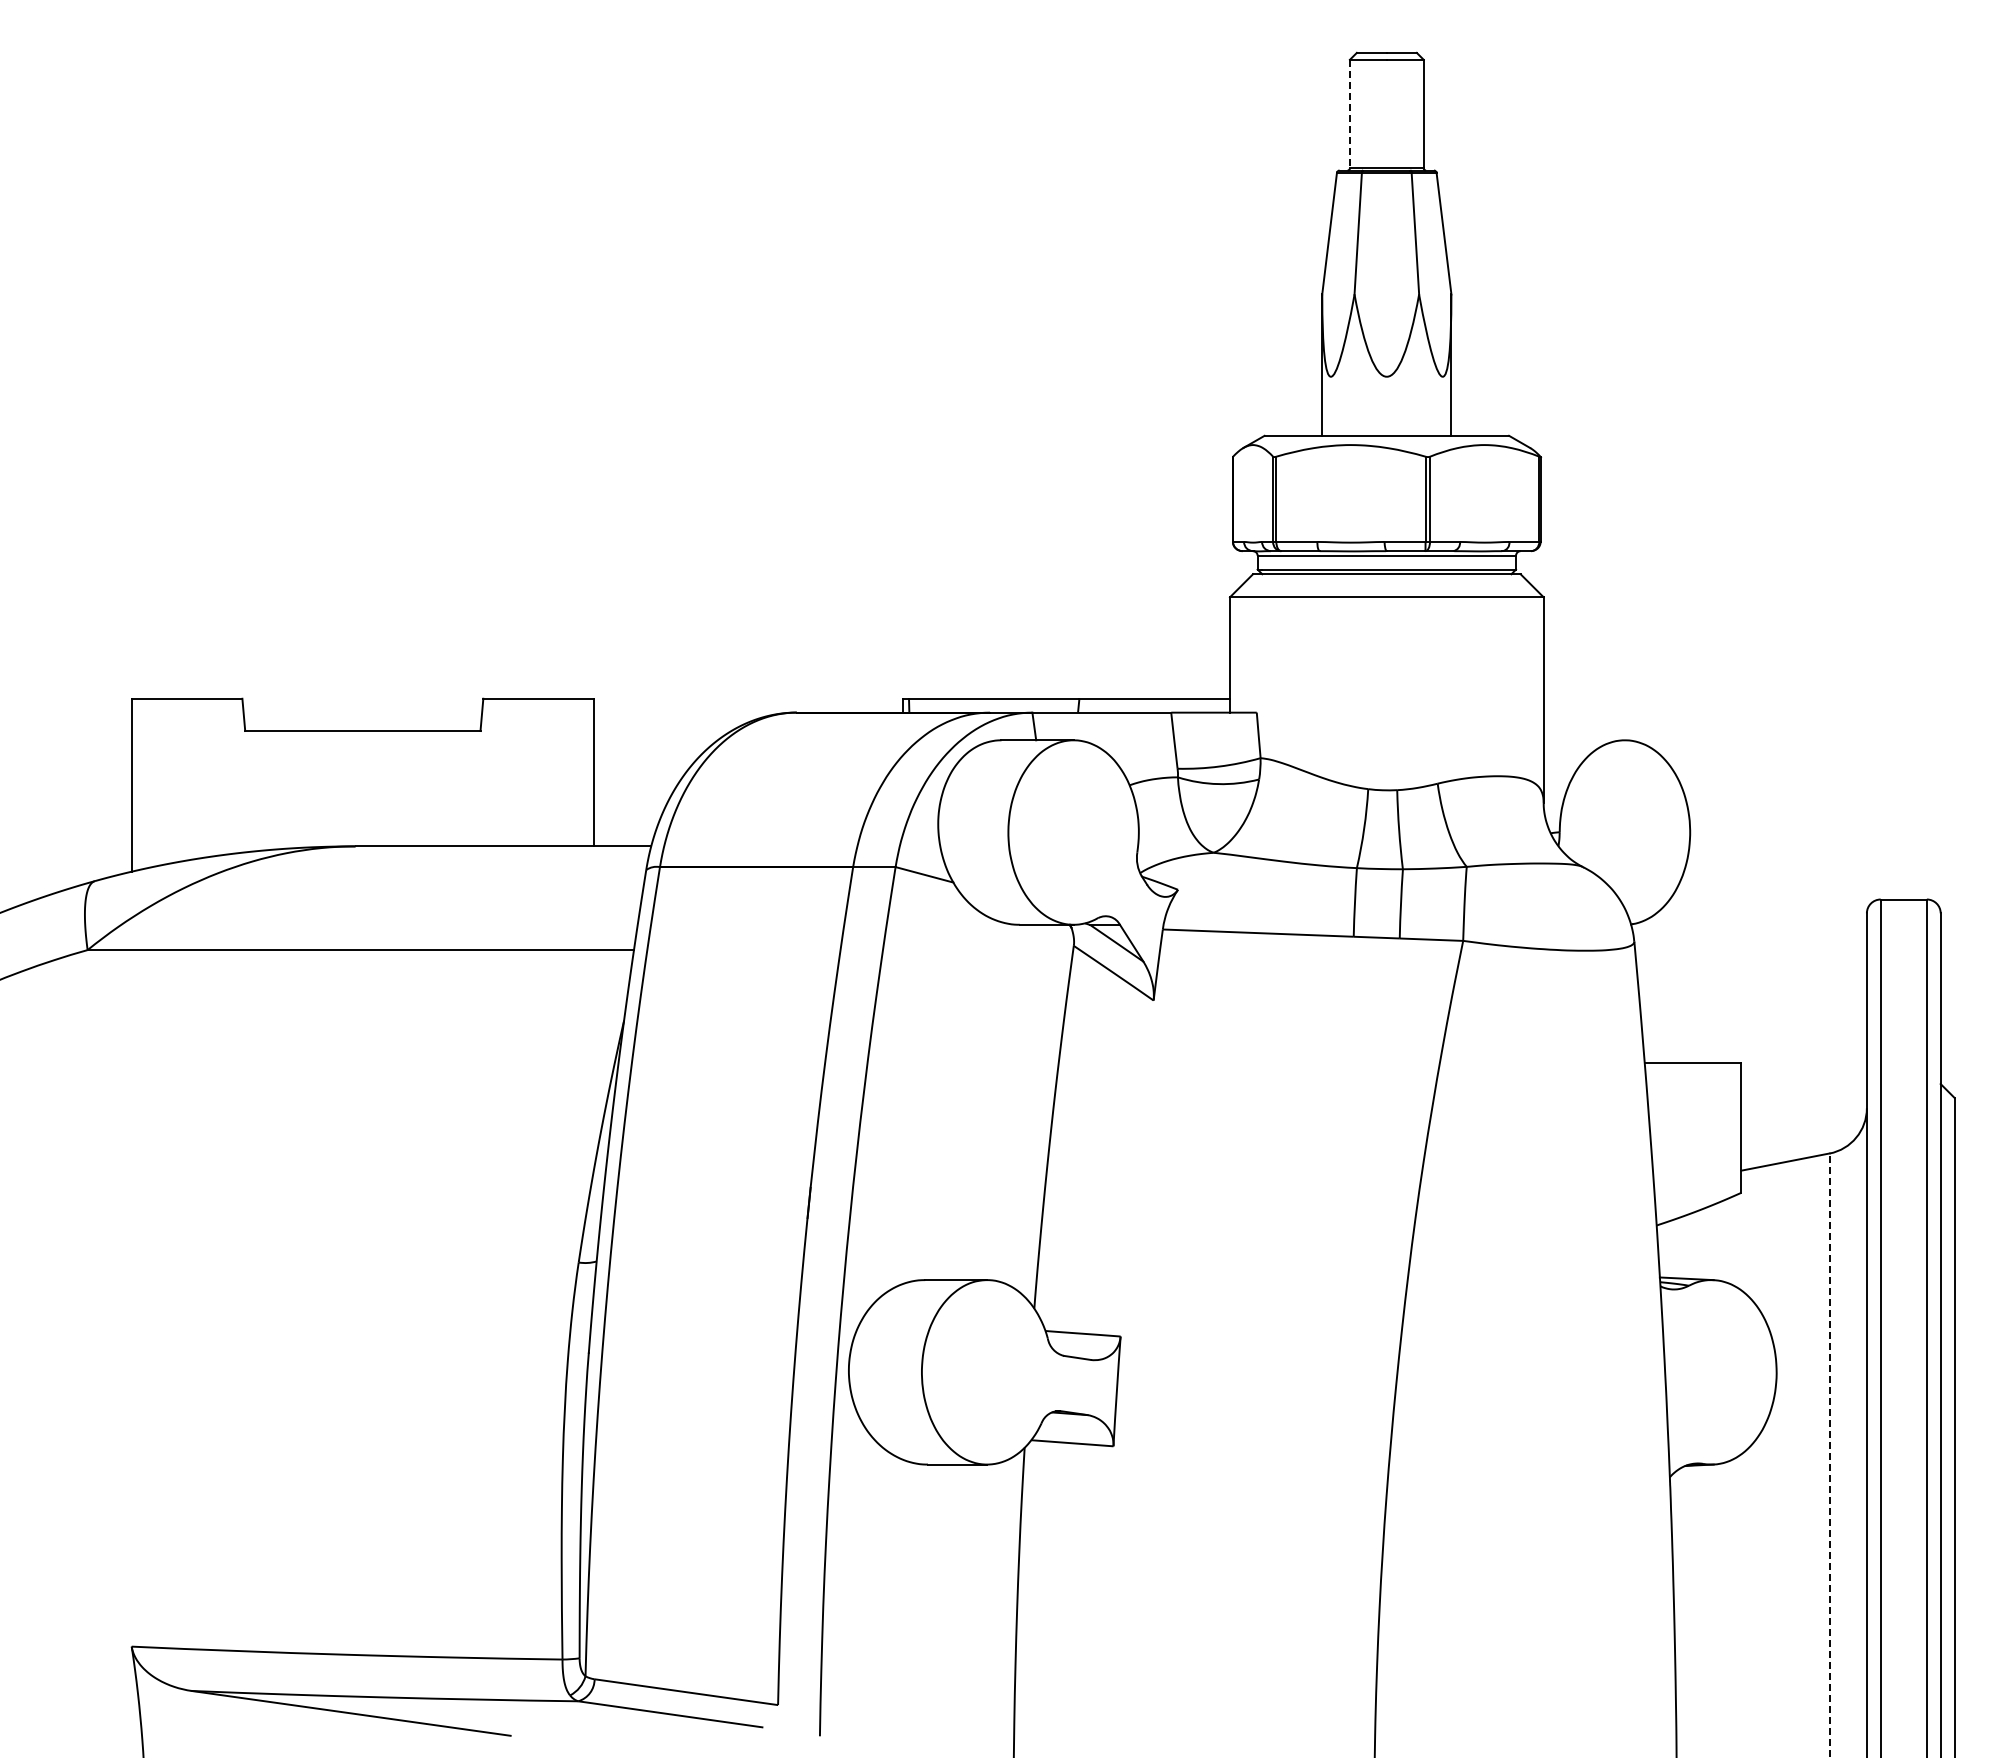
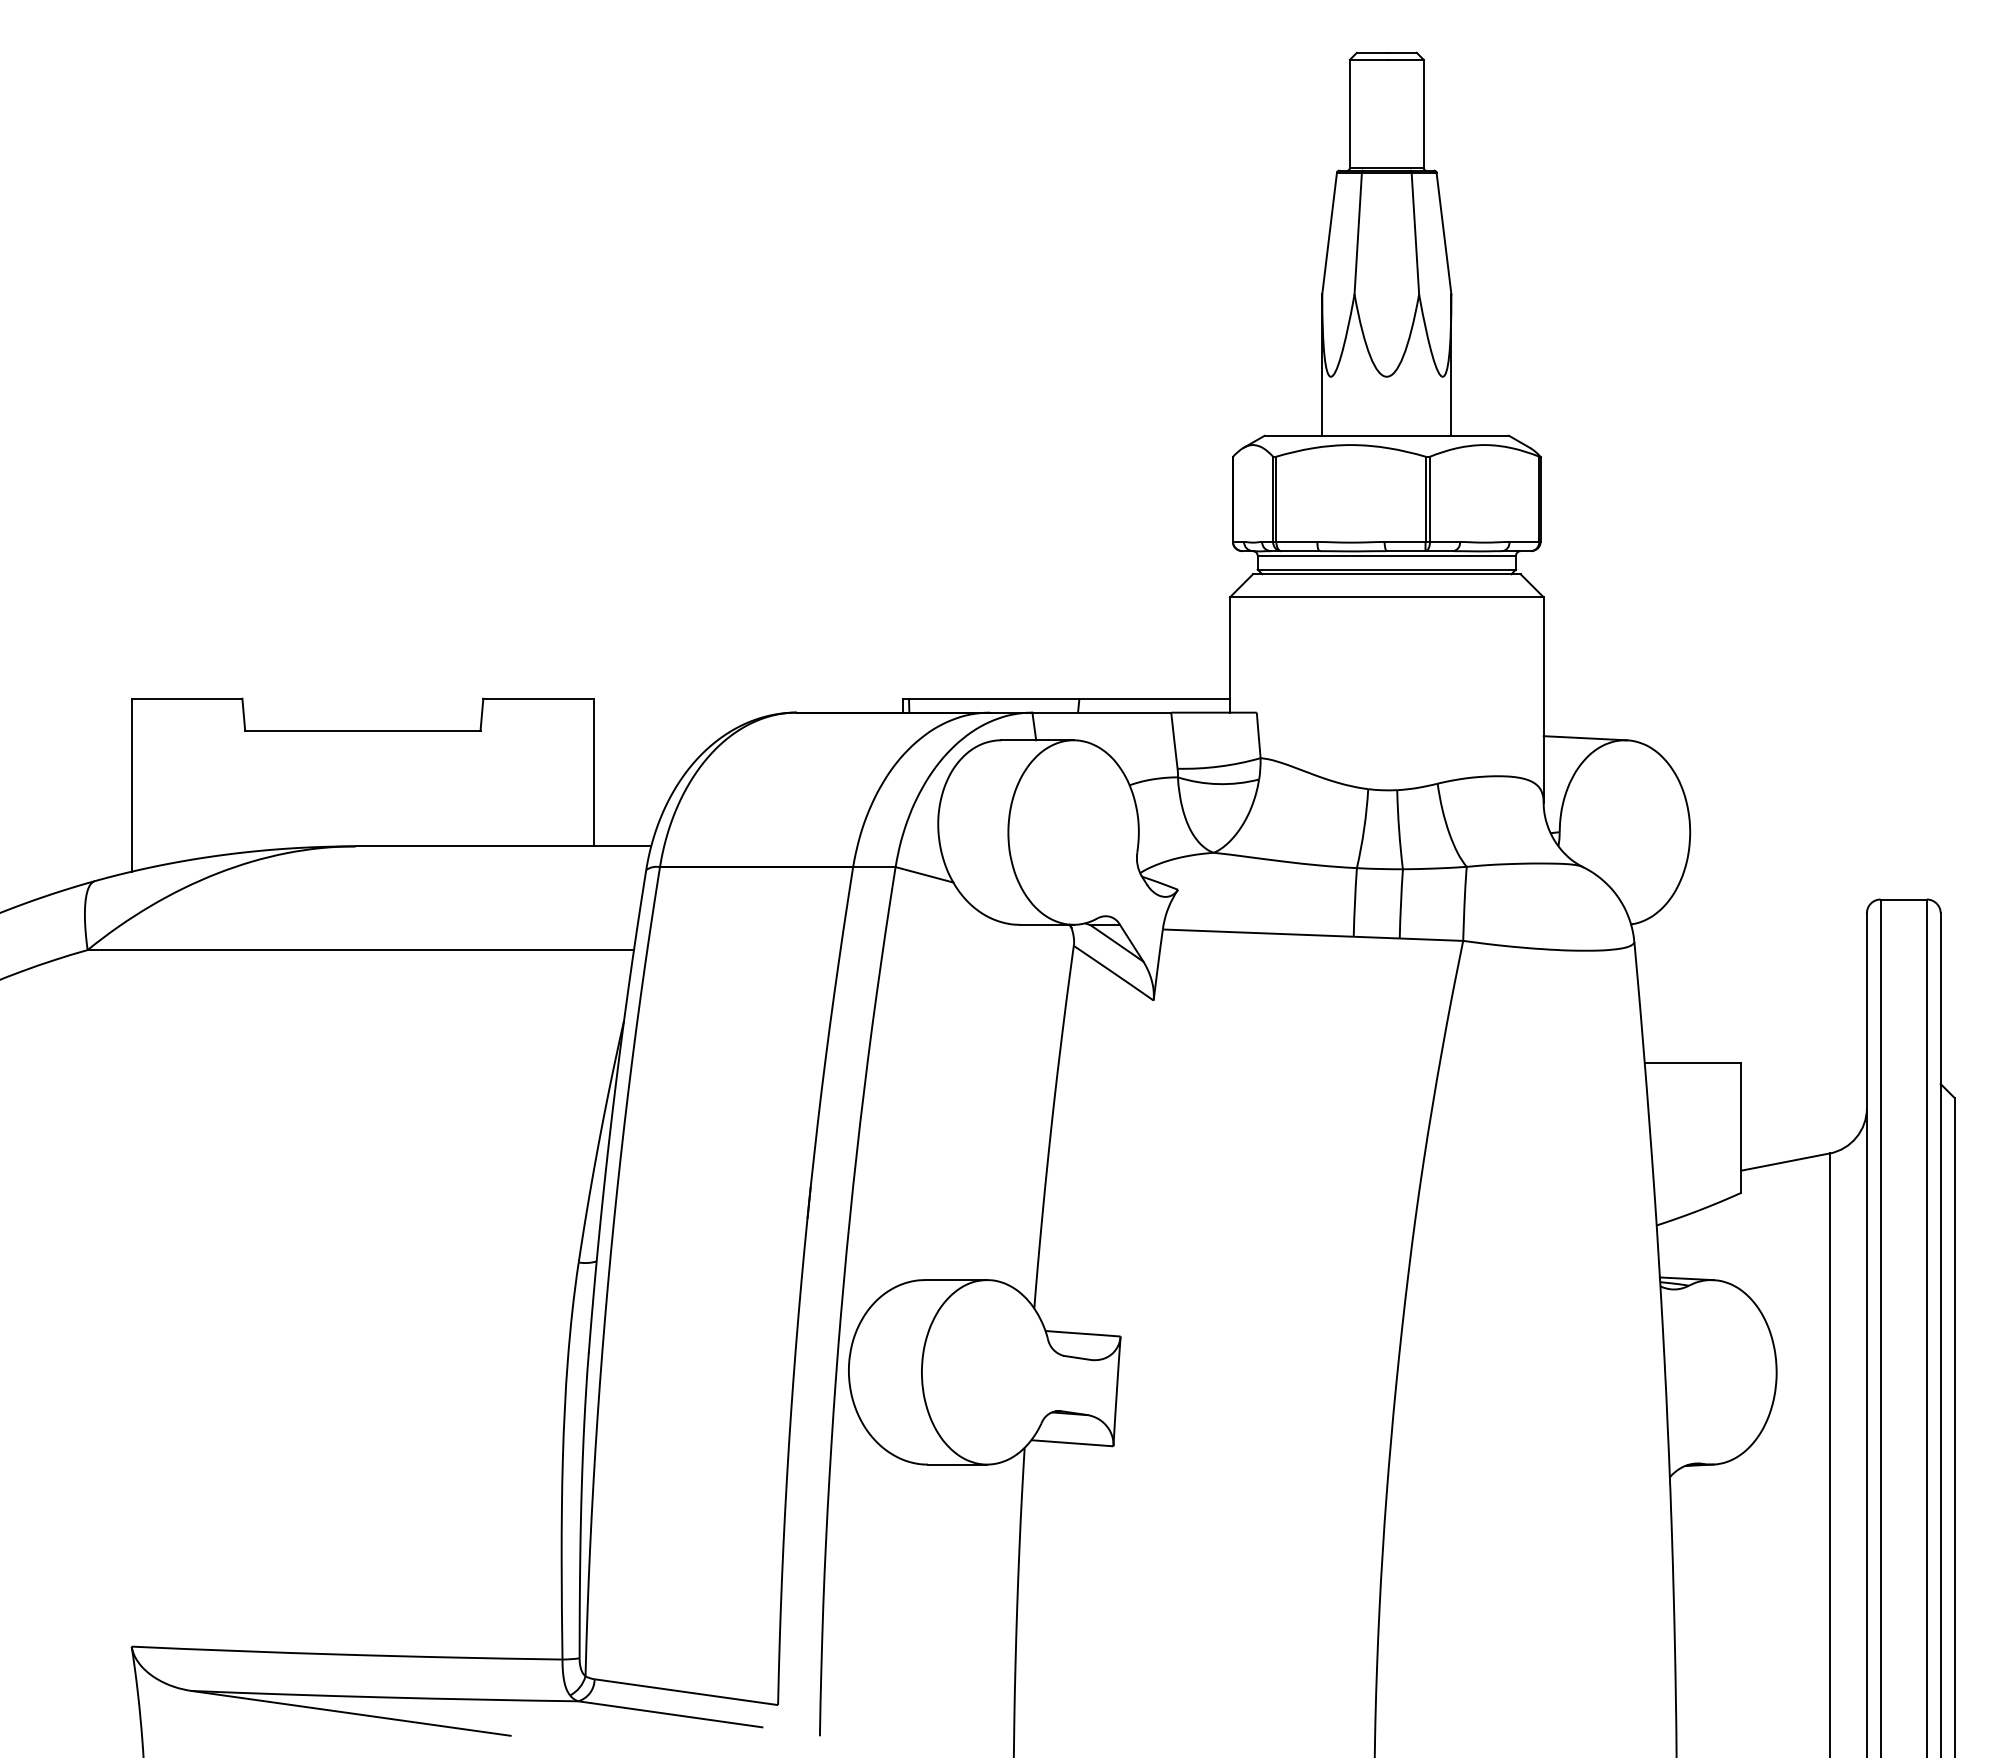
line: dashed -> solid (1349, 114)
line: none -> present (1585, 738)
line: dashed -> solid (1829, 1455)
